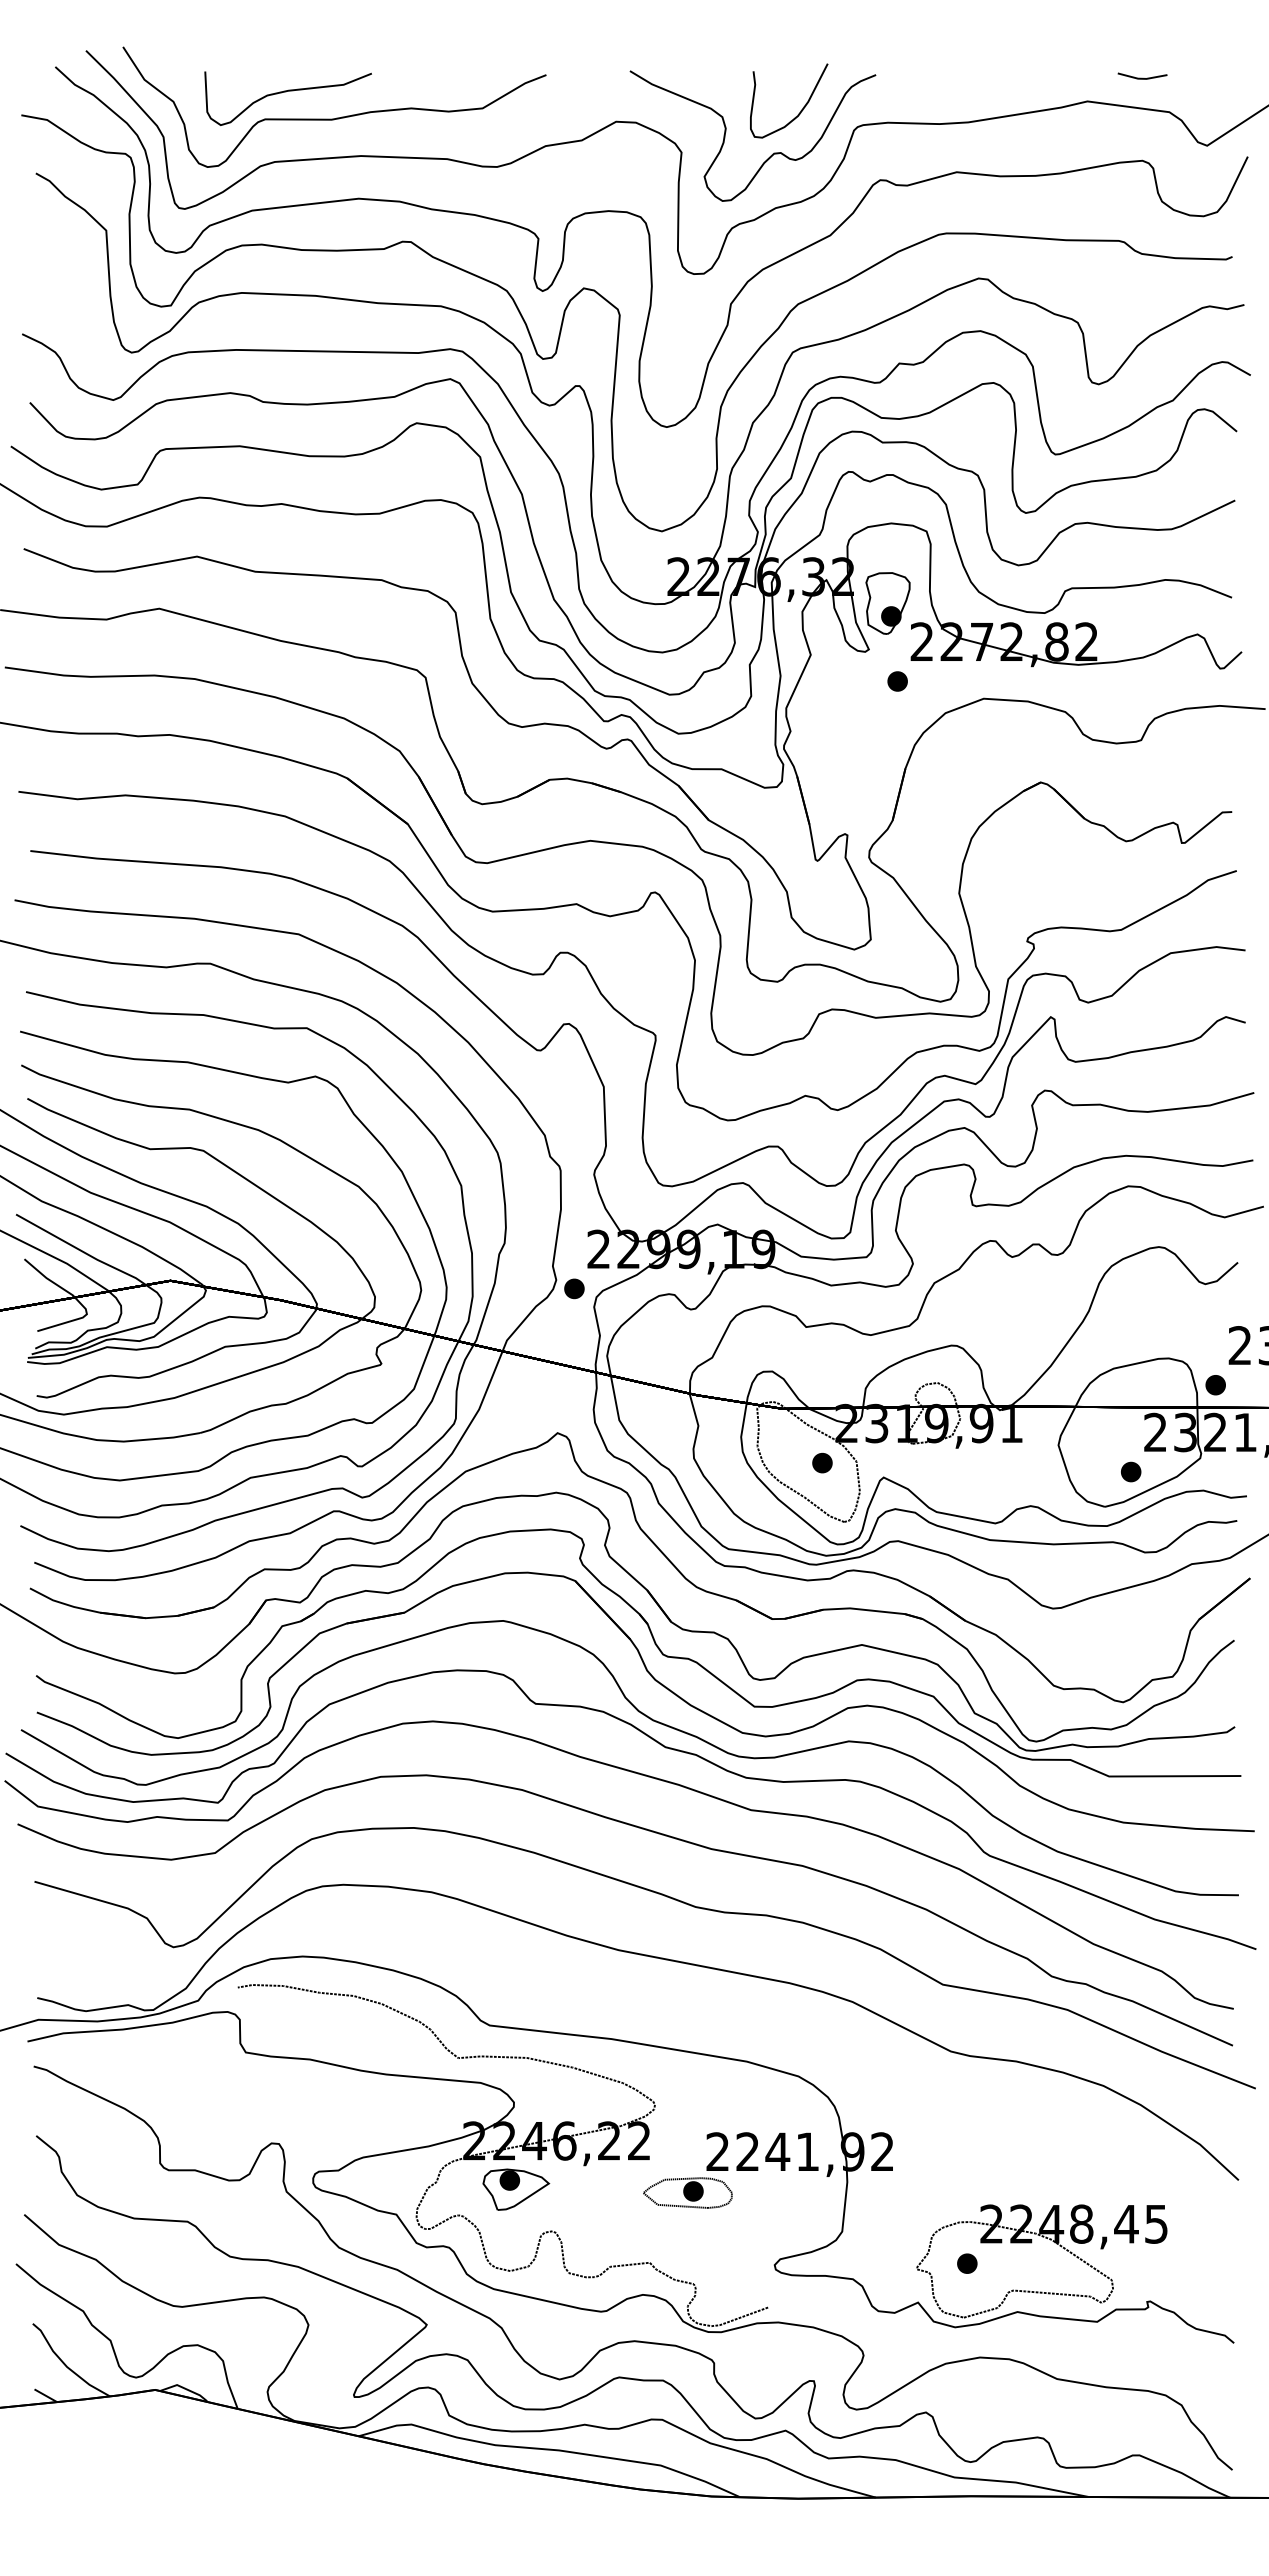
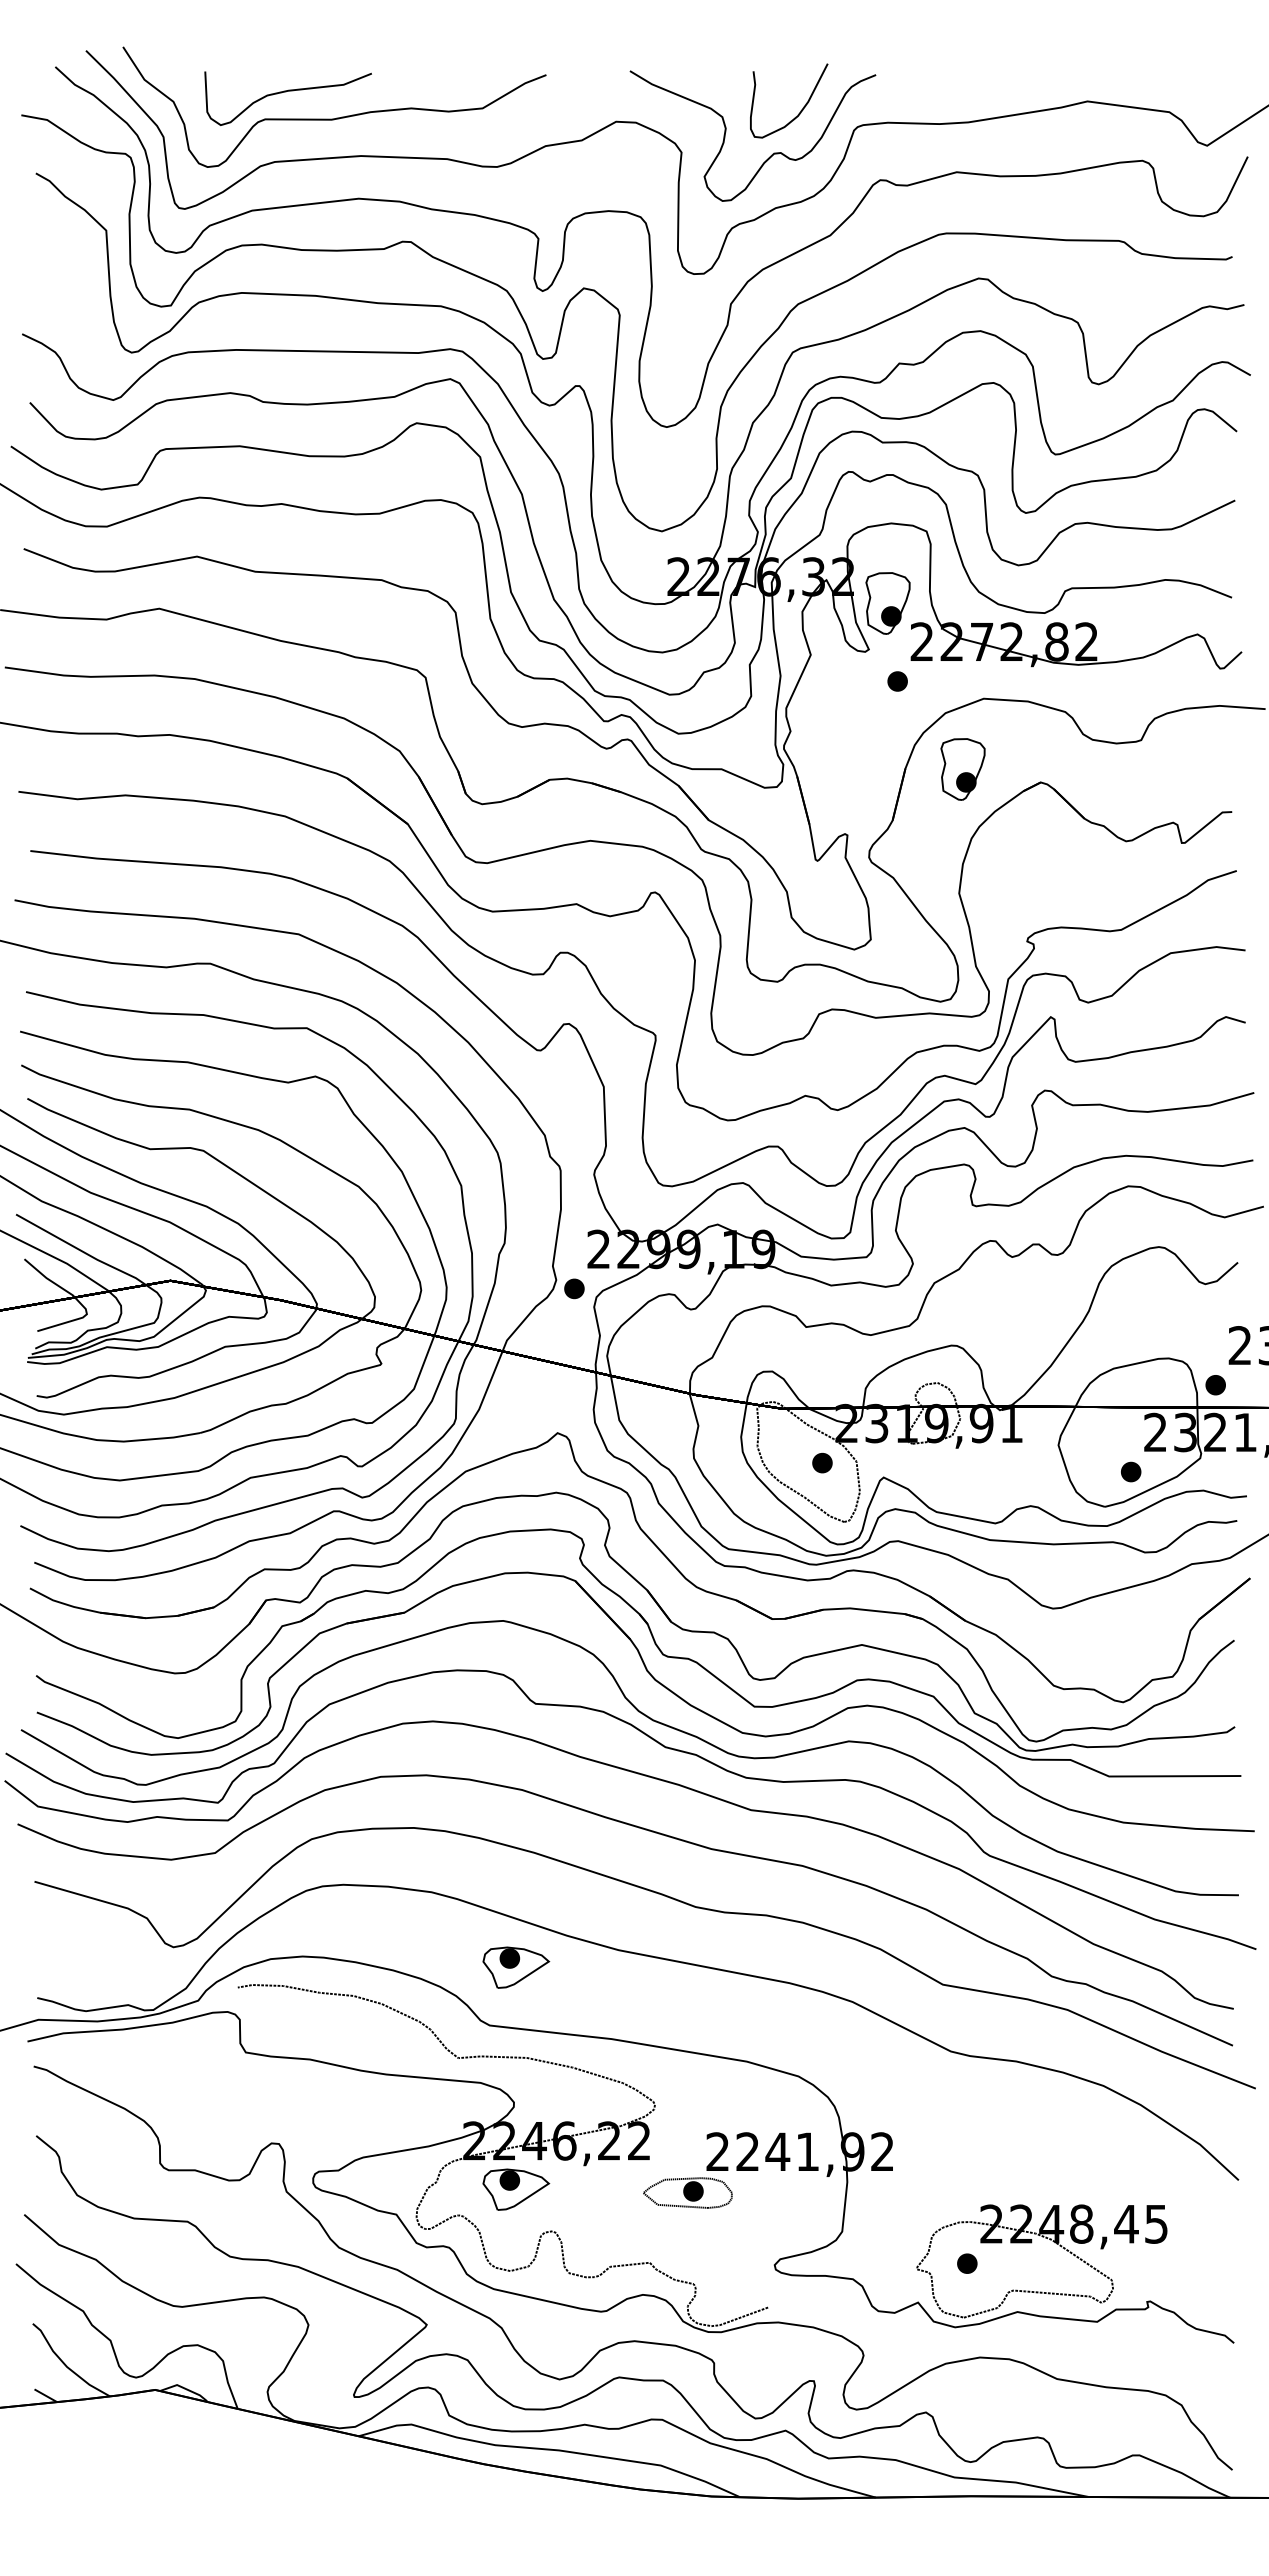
line: present -> none (1142, 77)
part: none -> present (962, 769)
part: none -> present (516, 1967)
